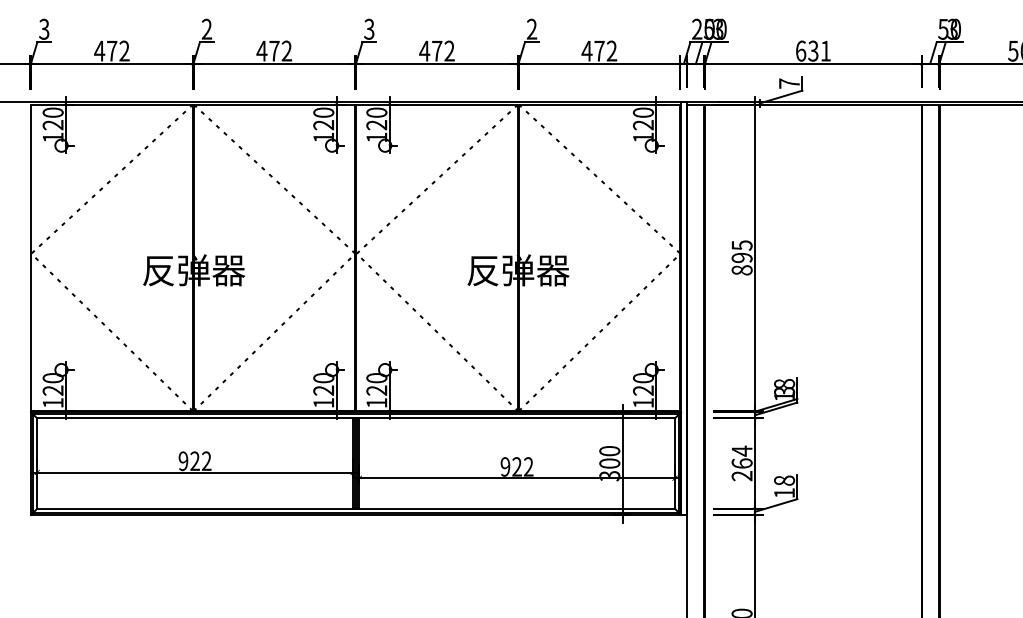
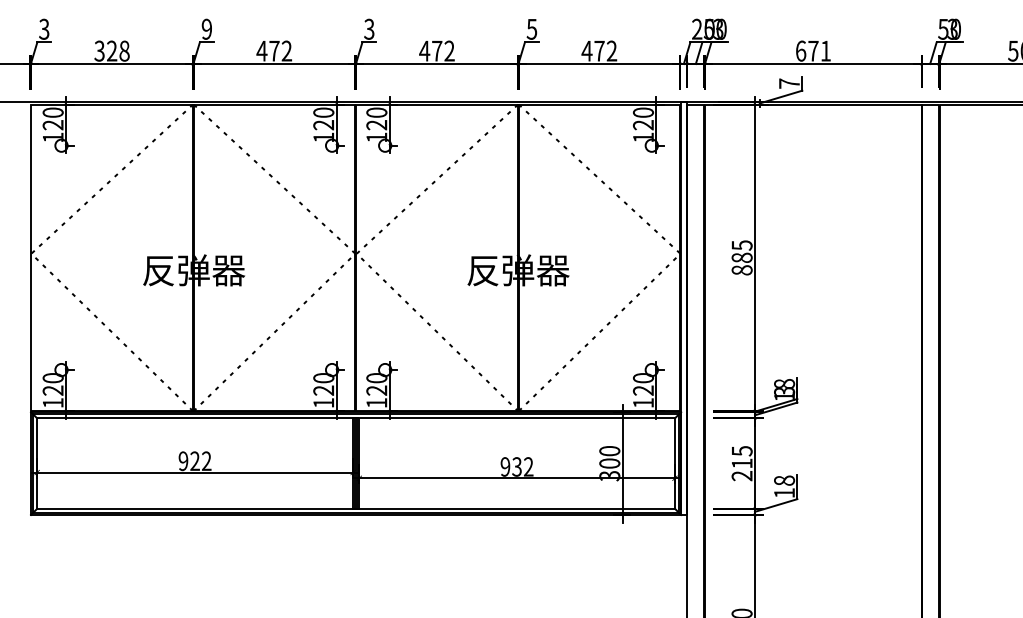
text: 2 -> 5 (531, 28)
text: 2 -> 9 (206, 29)
text: 472 -> 328 (111, 50)
text: 631 -> 671 (813, 50)
text: 895 -> 885 (741, 257)
text: 264 -> 215 (741, 456)
text: 922 -> 932 (516, 466)
